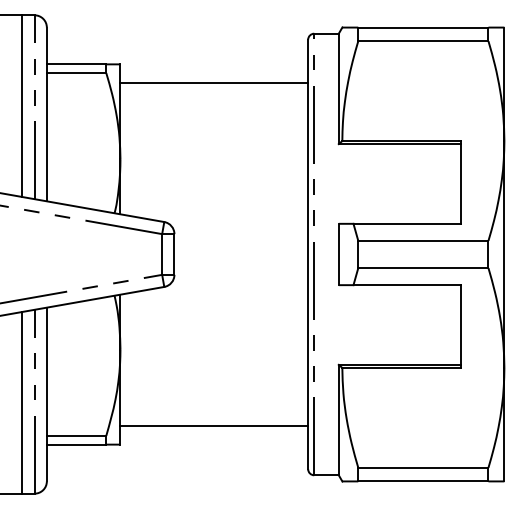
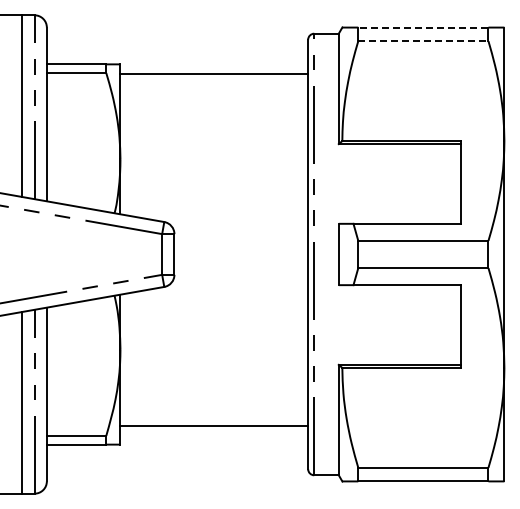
line: solid -> dashed (422, 27)
line: solid -> dashed (423, 41)
line position: (214, 82) -> (214, 73) (214, 73)
